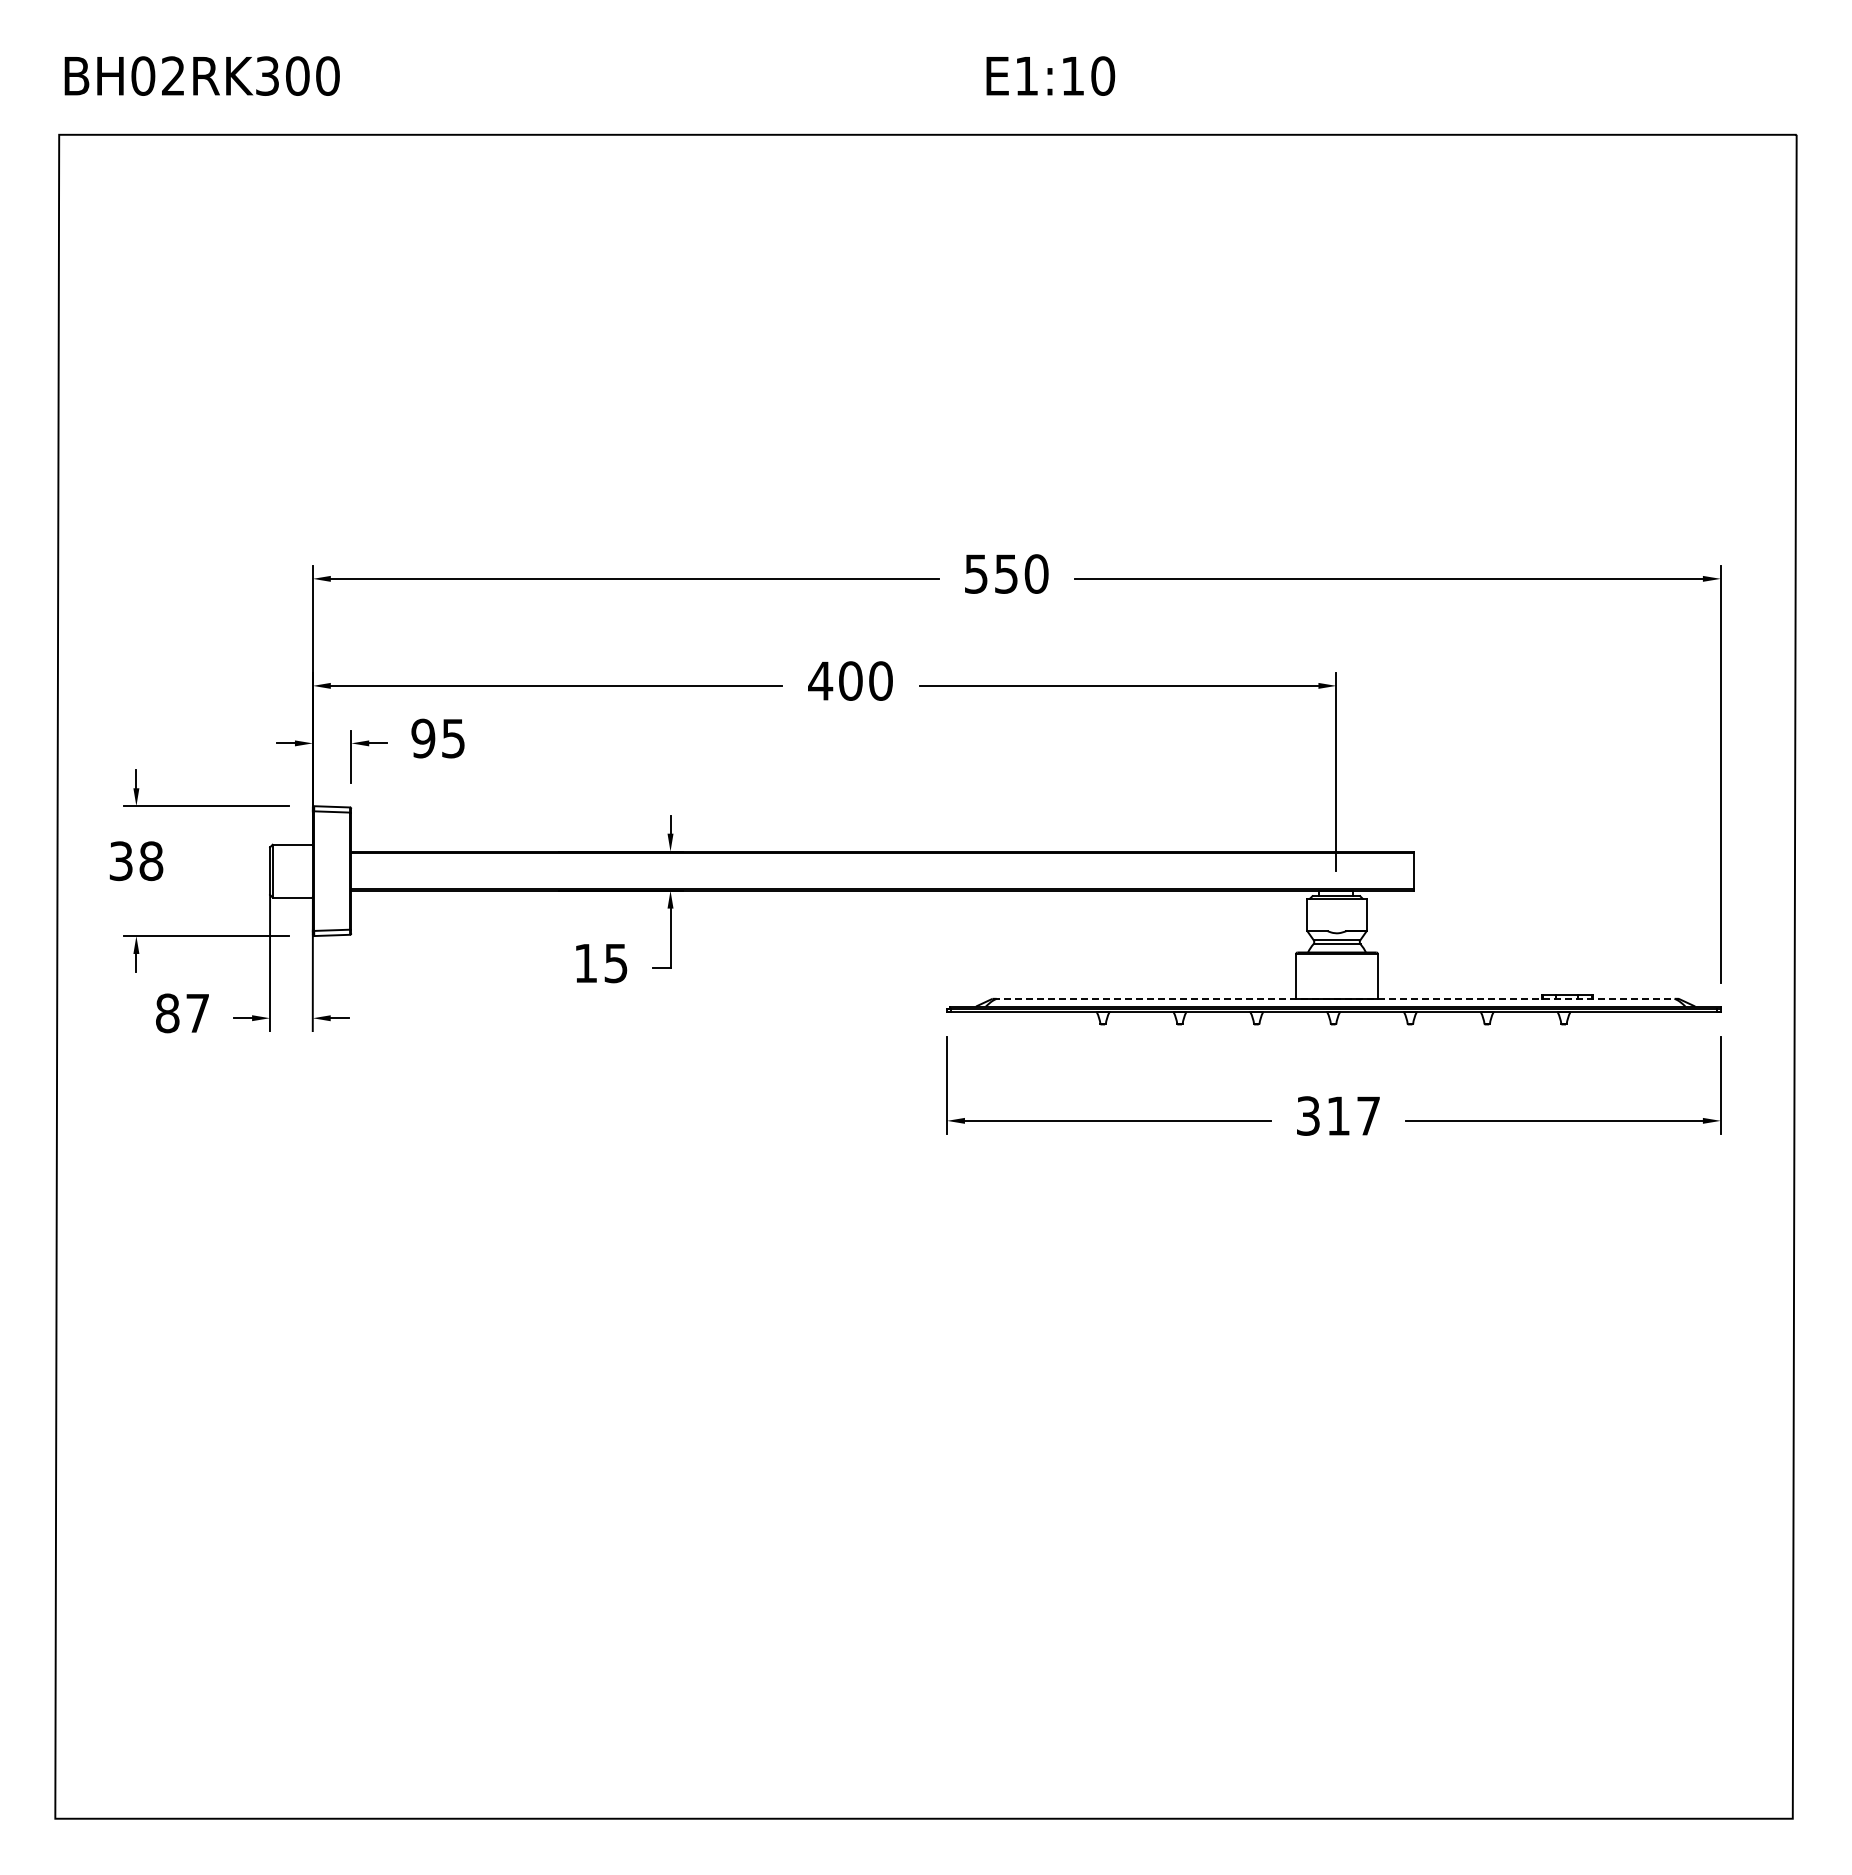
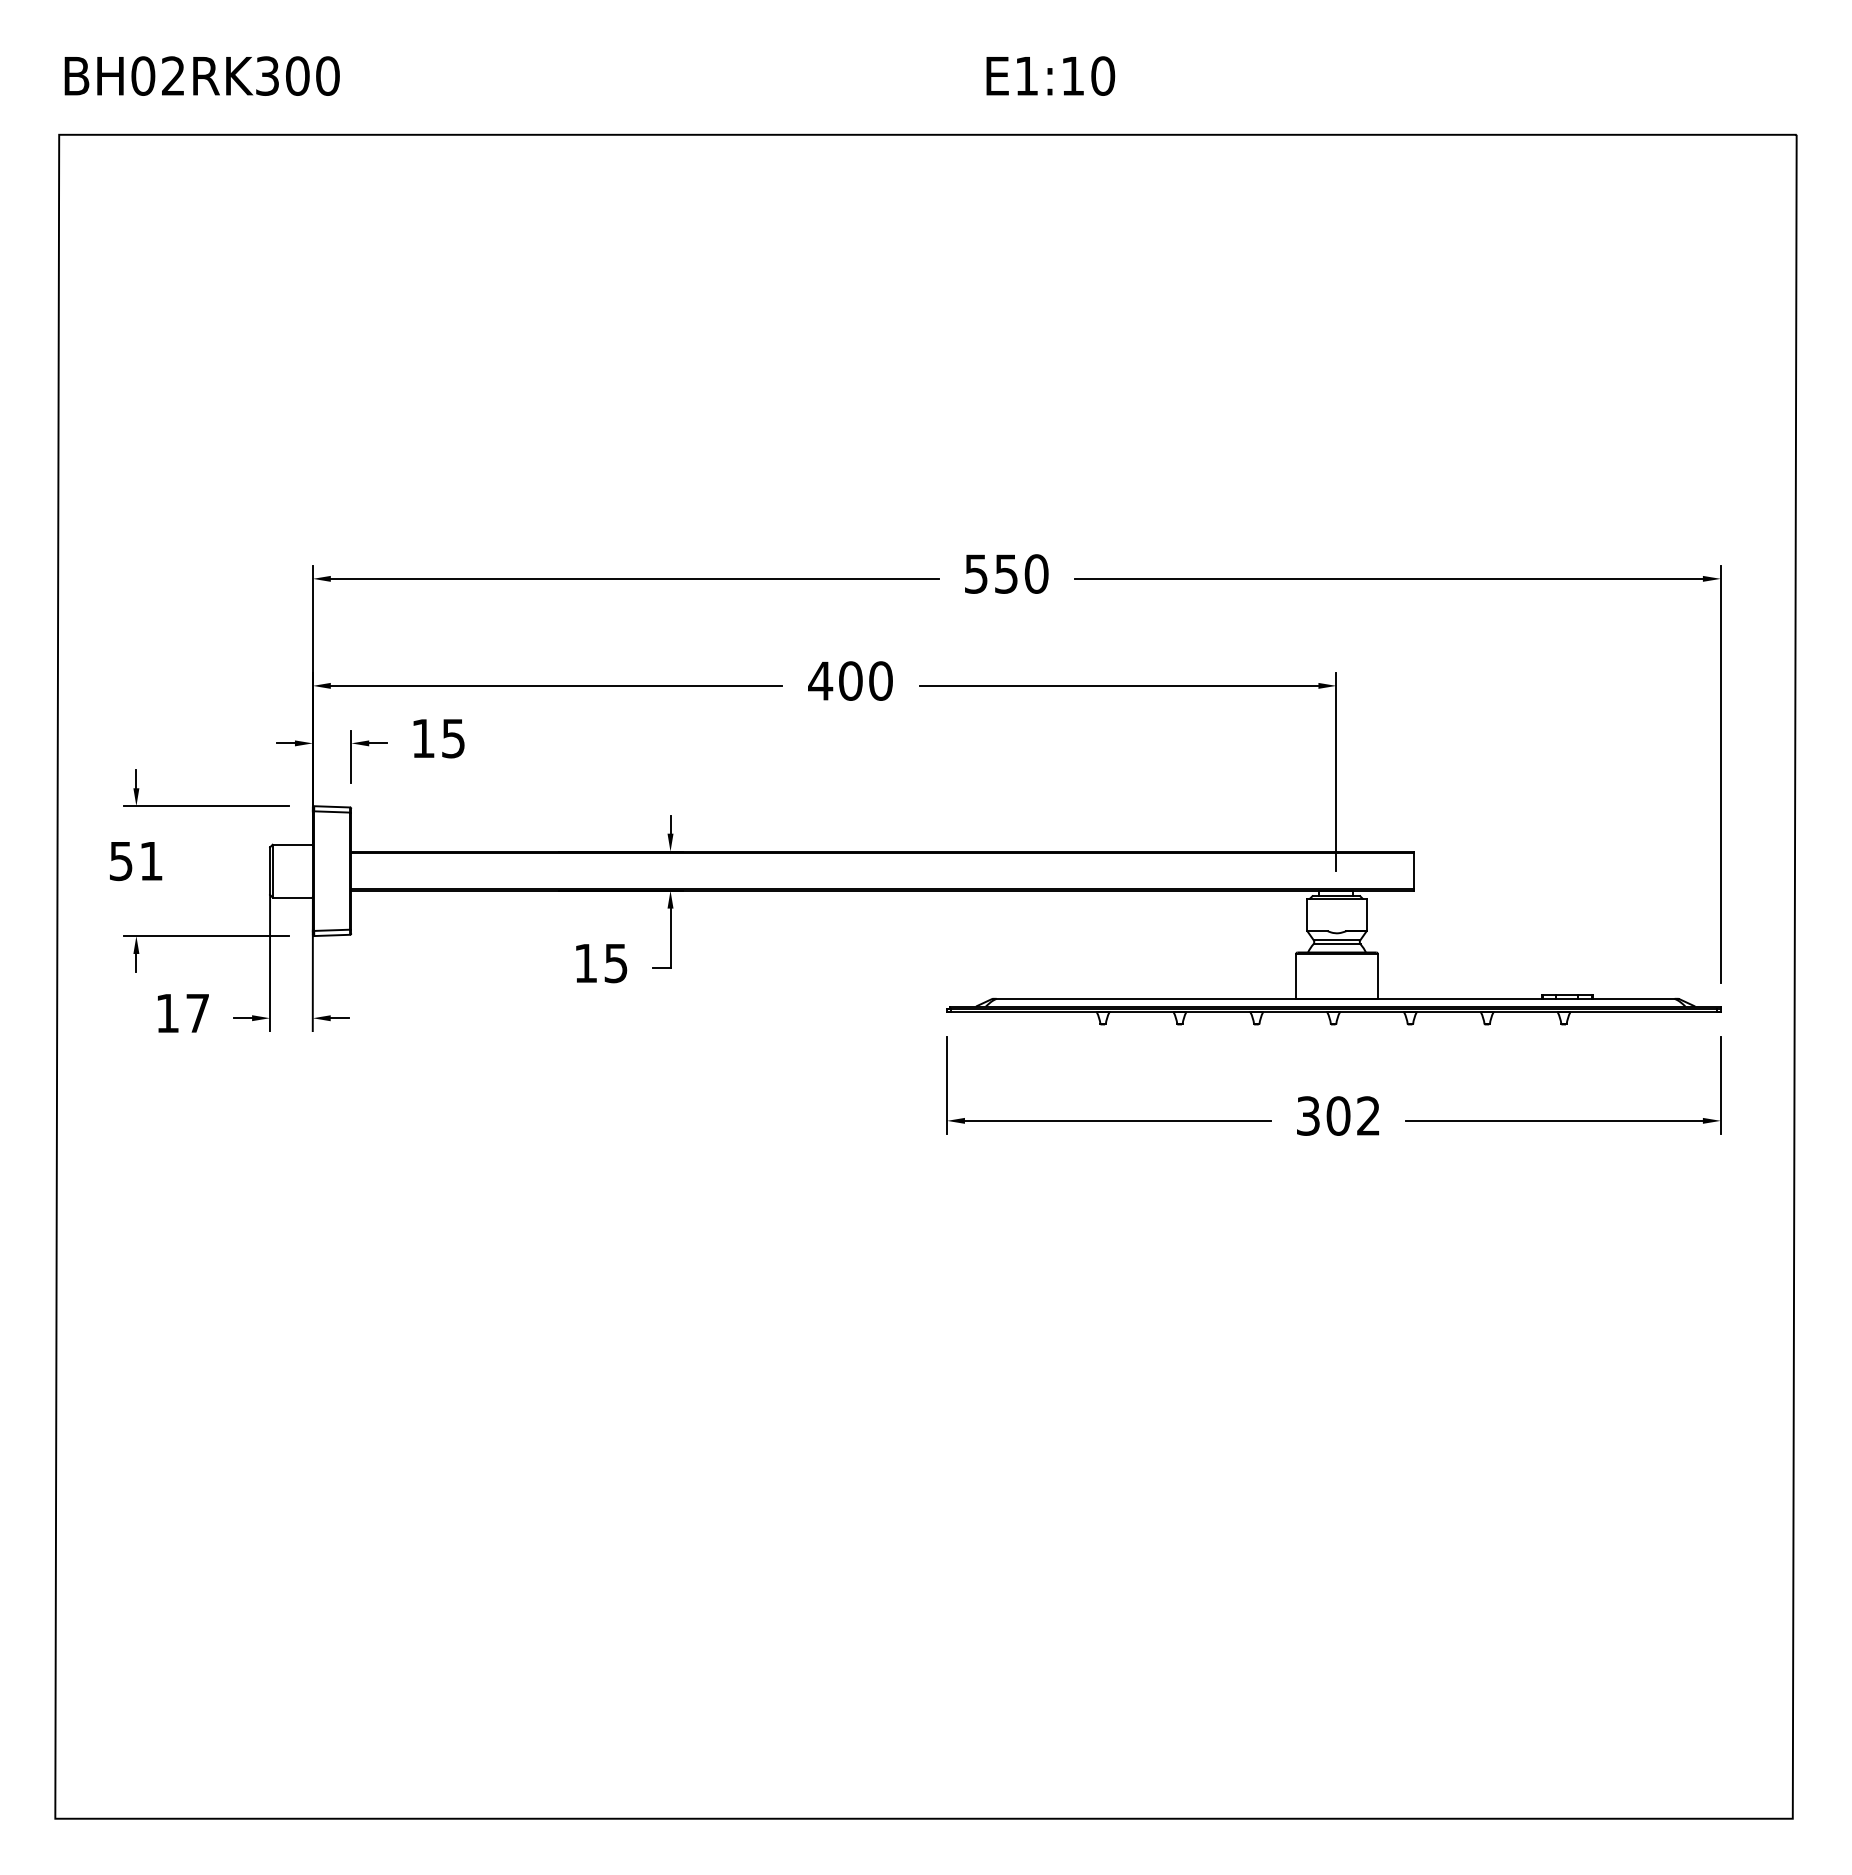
text: 95 -> 15 (423, 738)
text: 38 -> 51 (136, 861)
line: dashed -> solid (1336, 998)
text: 87 -> 17 (167, 1013)
text: 317 -> 302 (1352, 1115)
